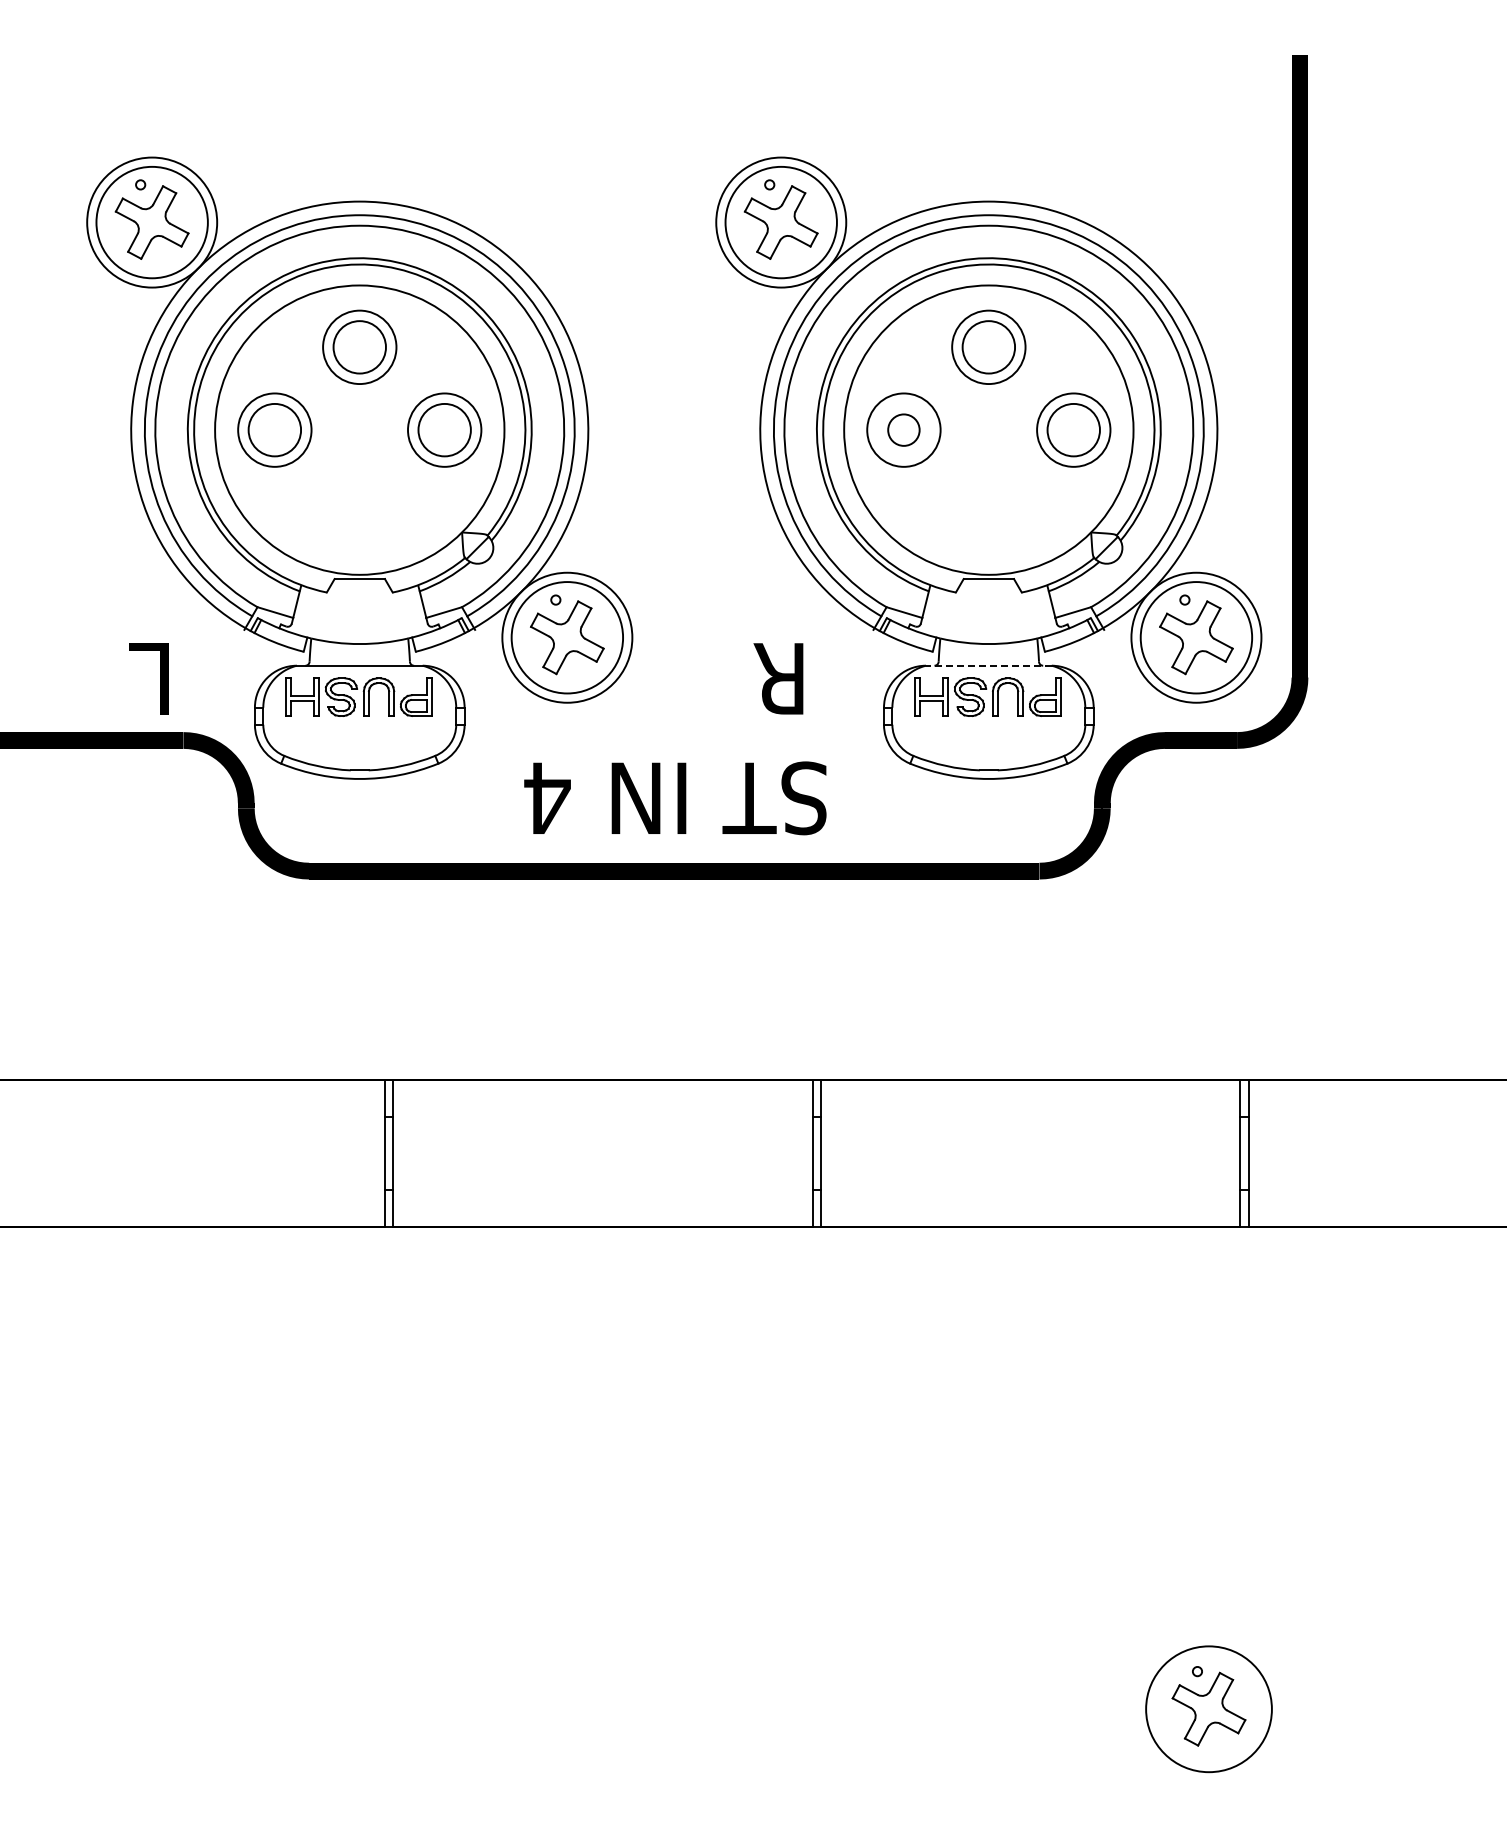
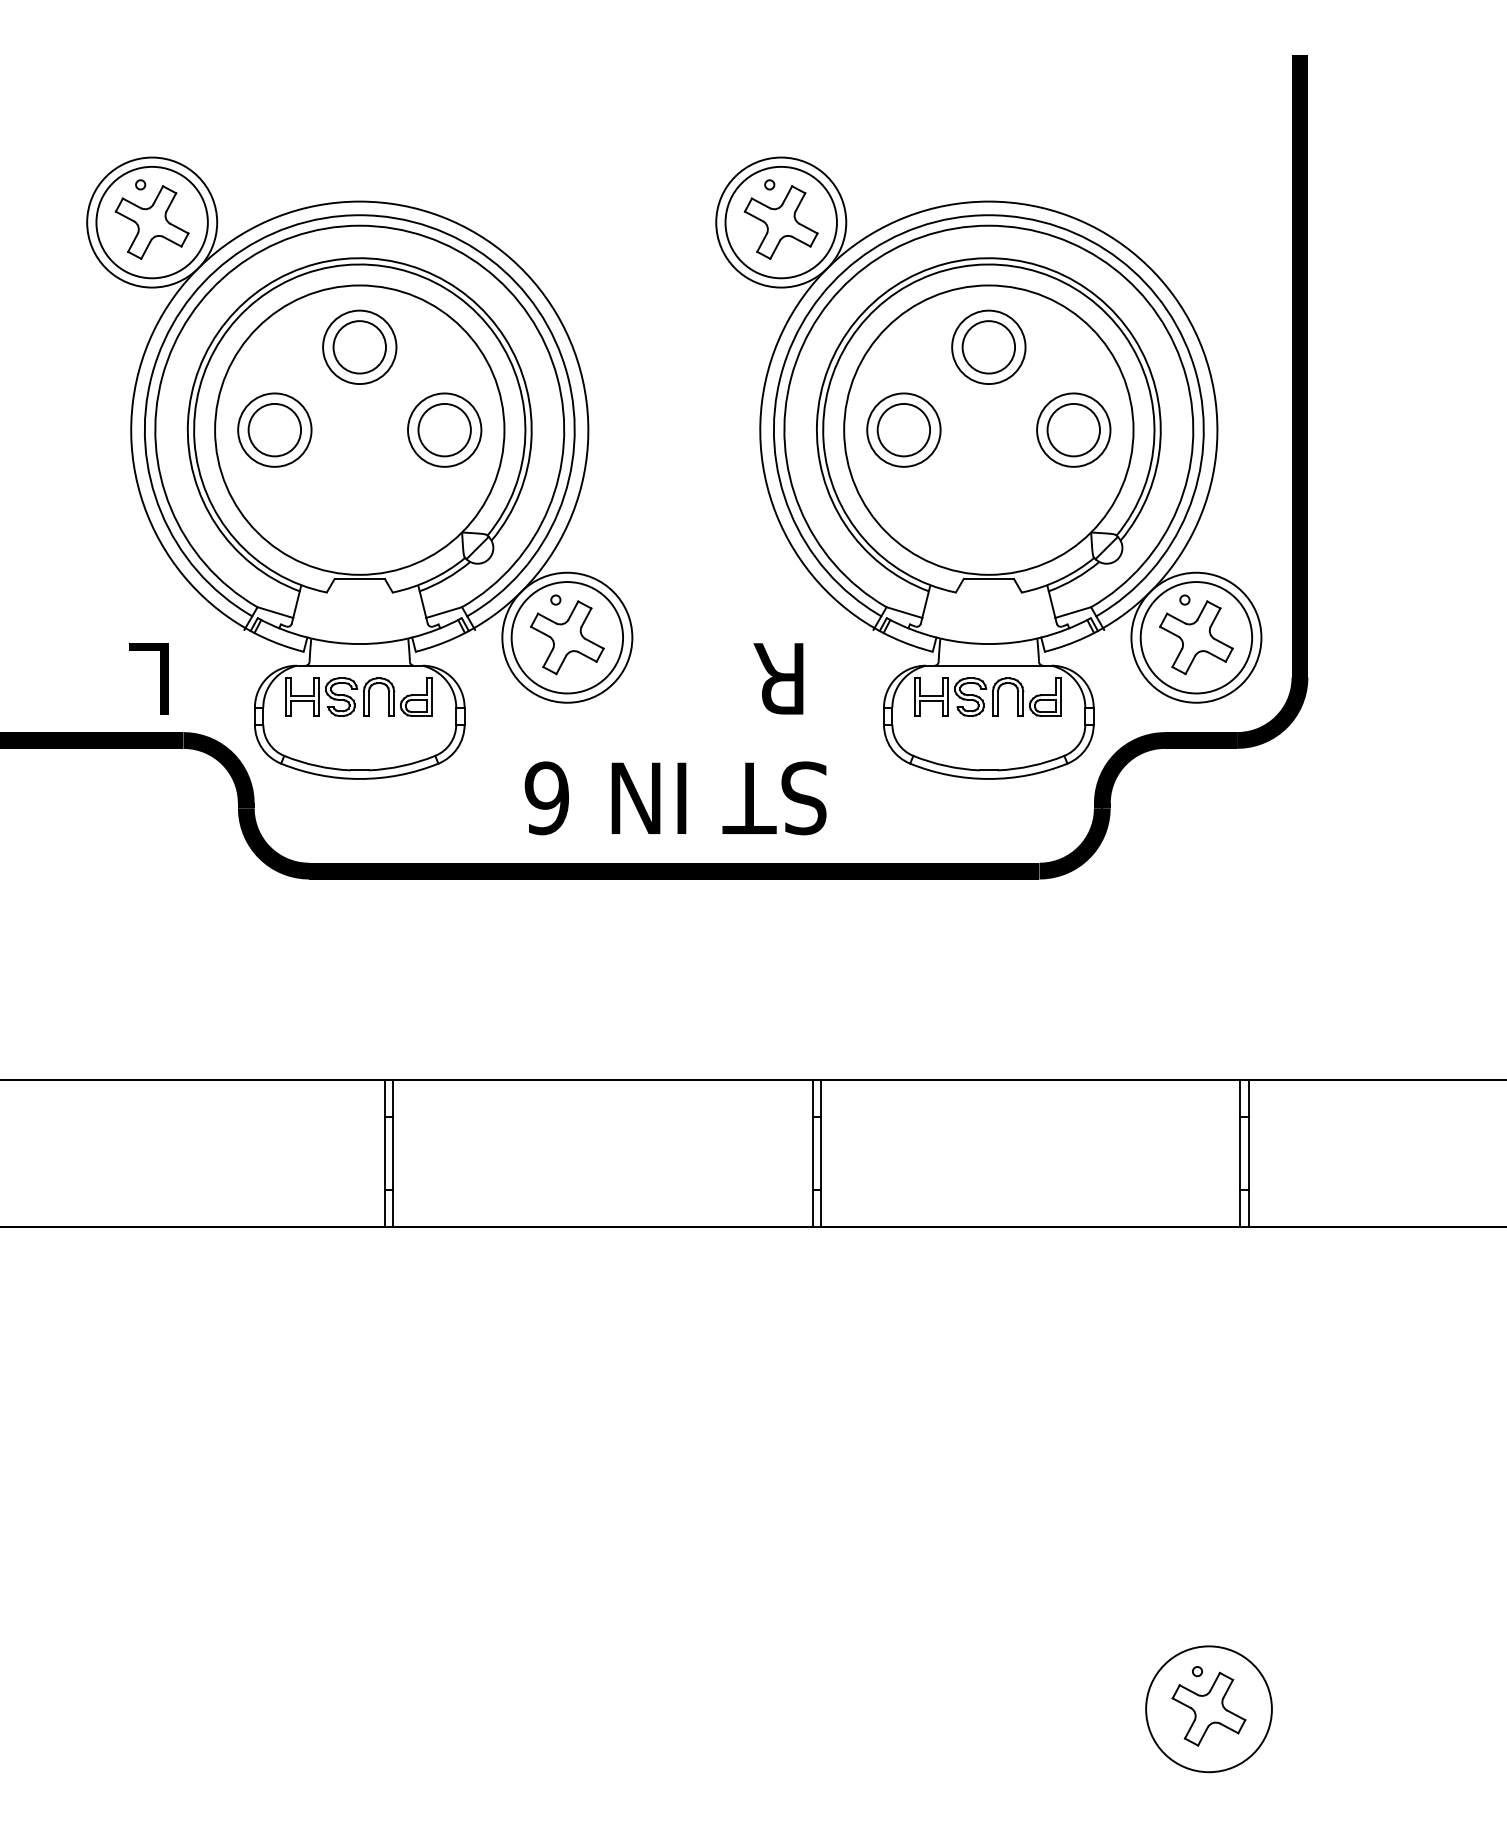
circle diameter: 31 px -> 52 px (903, 429)
line: dashed -> solid (988, 665)
text: 4 -> 6 (547, 798)
